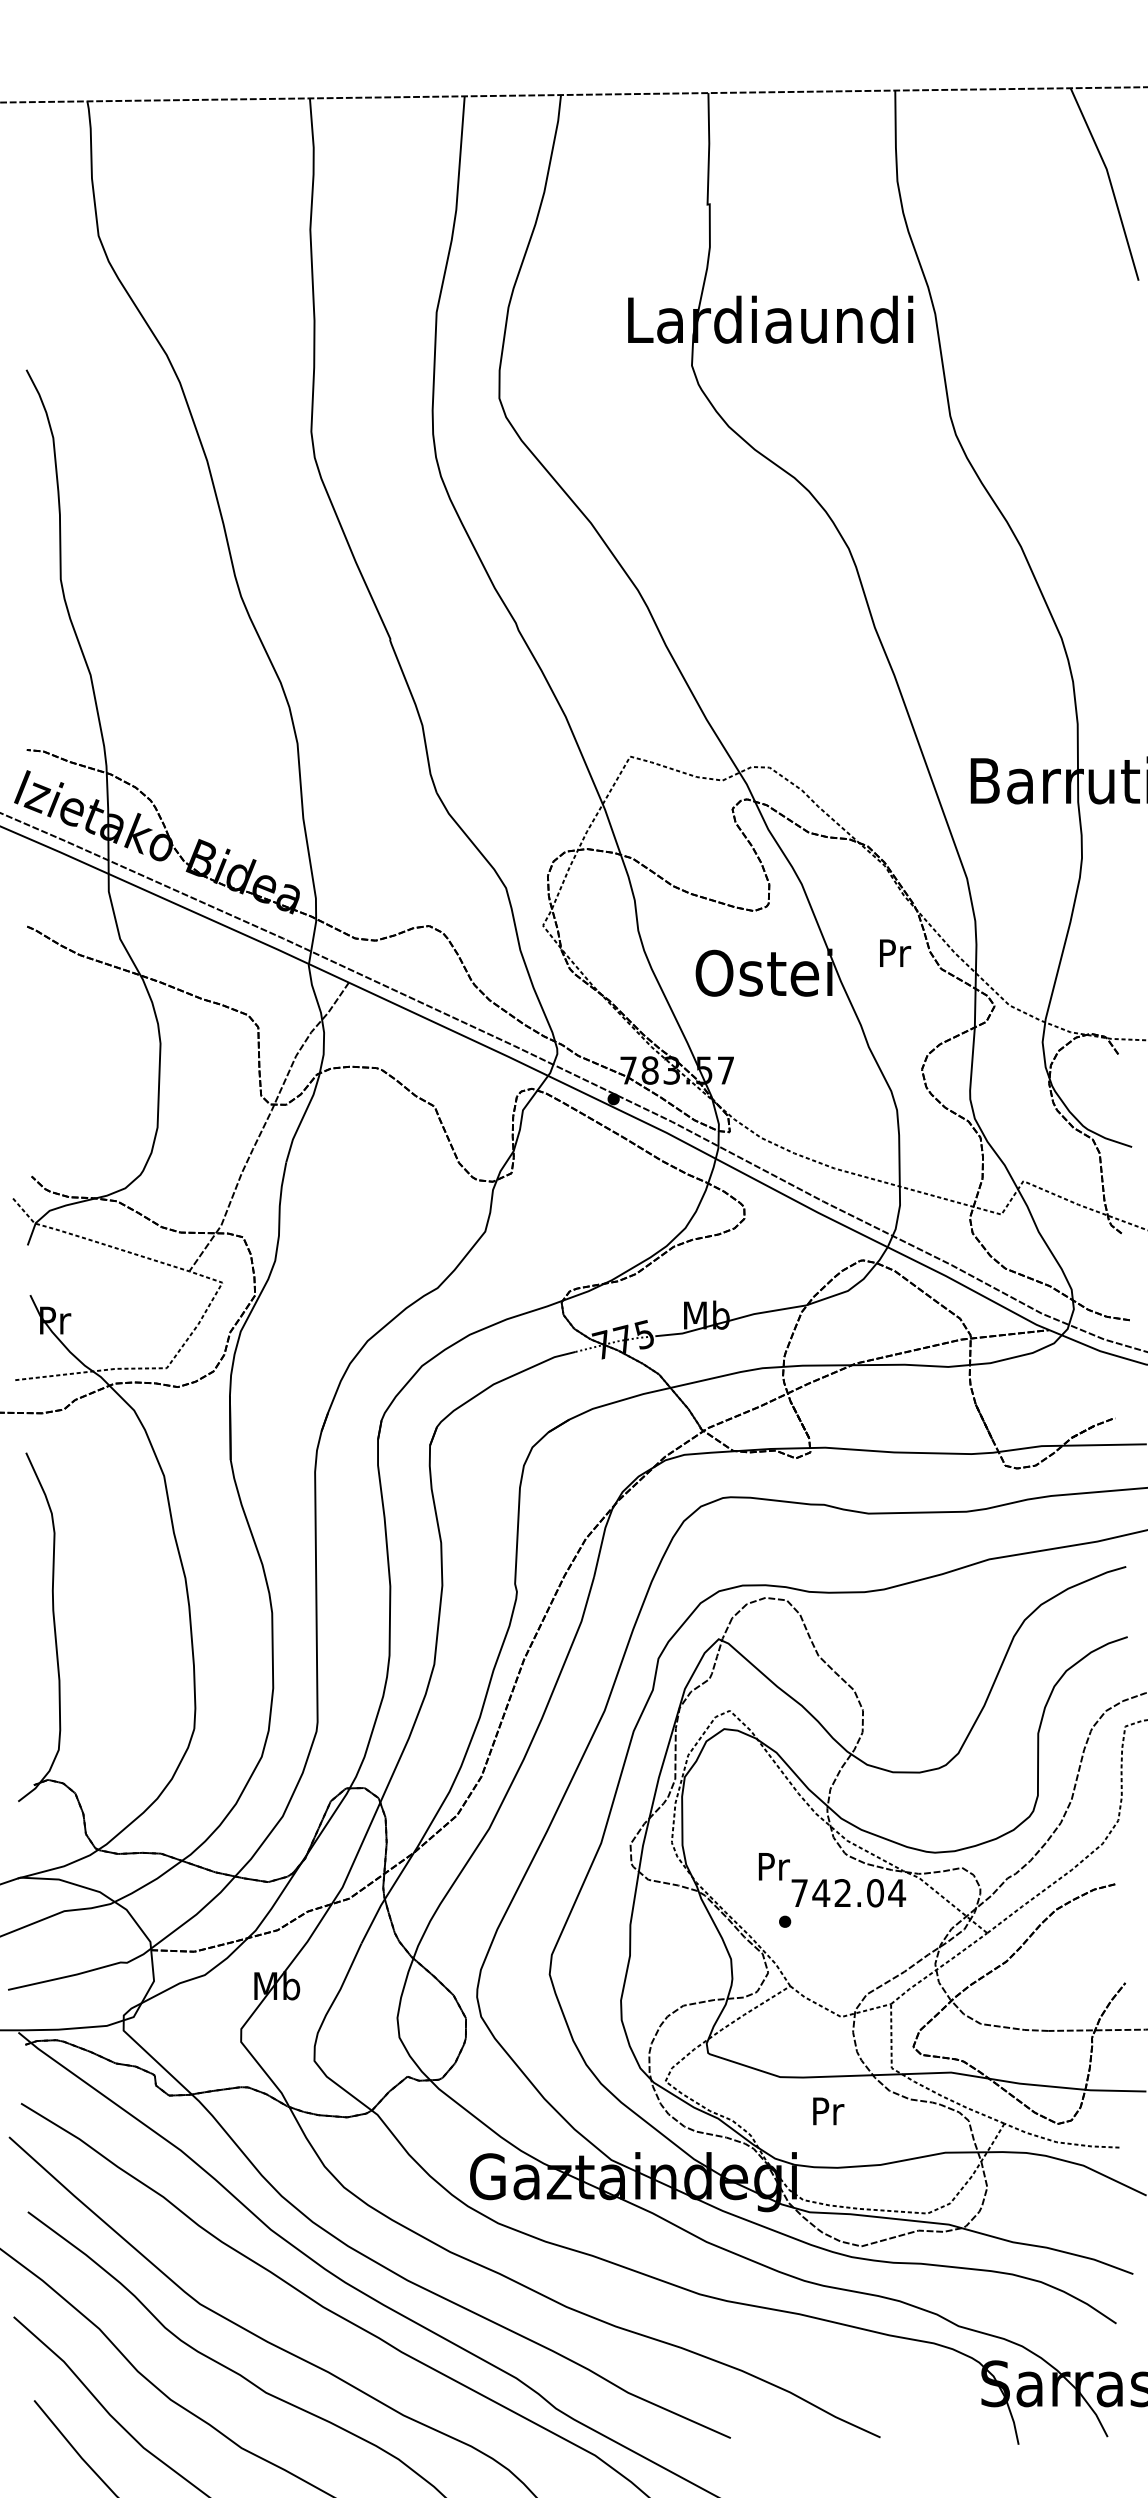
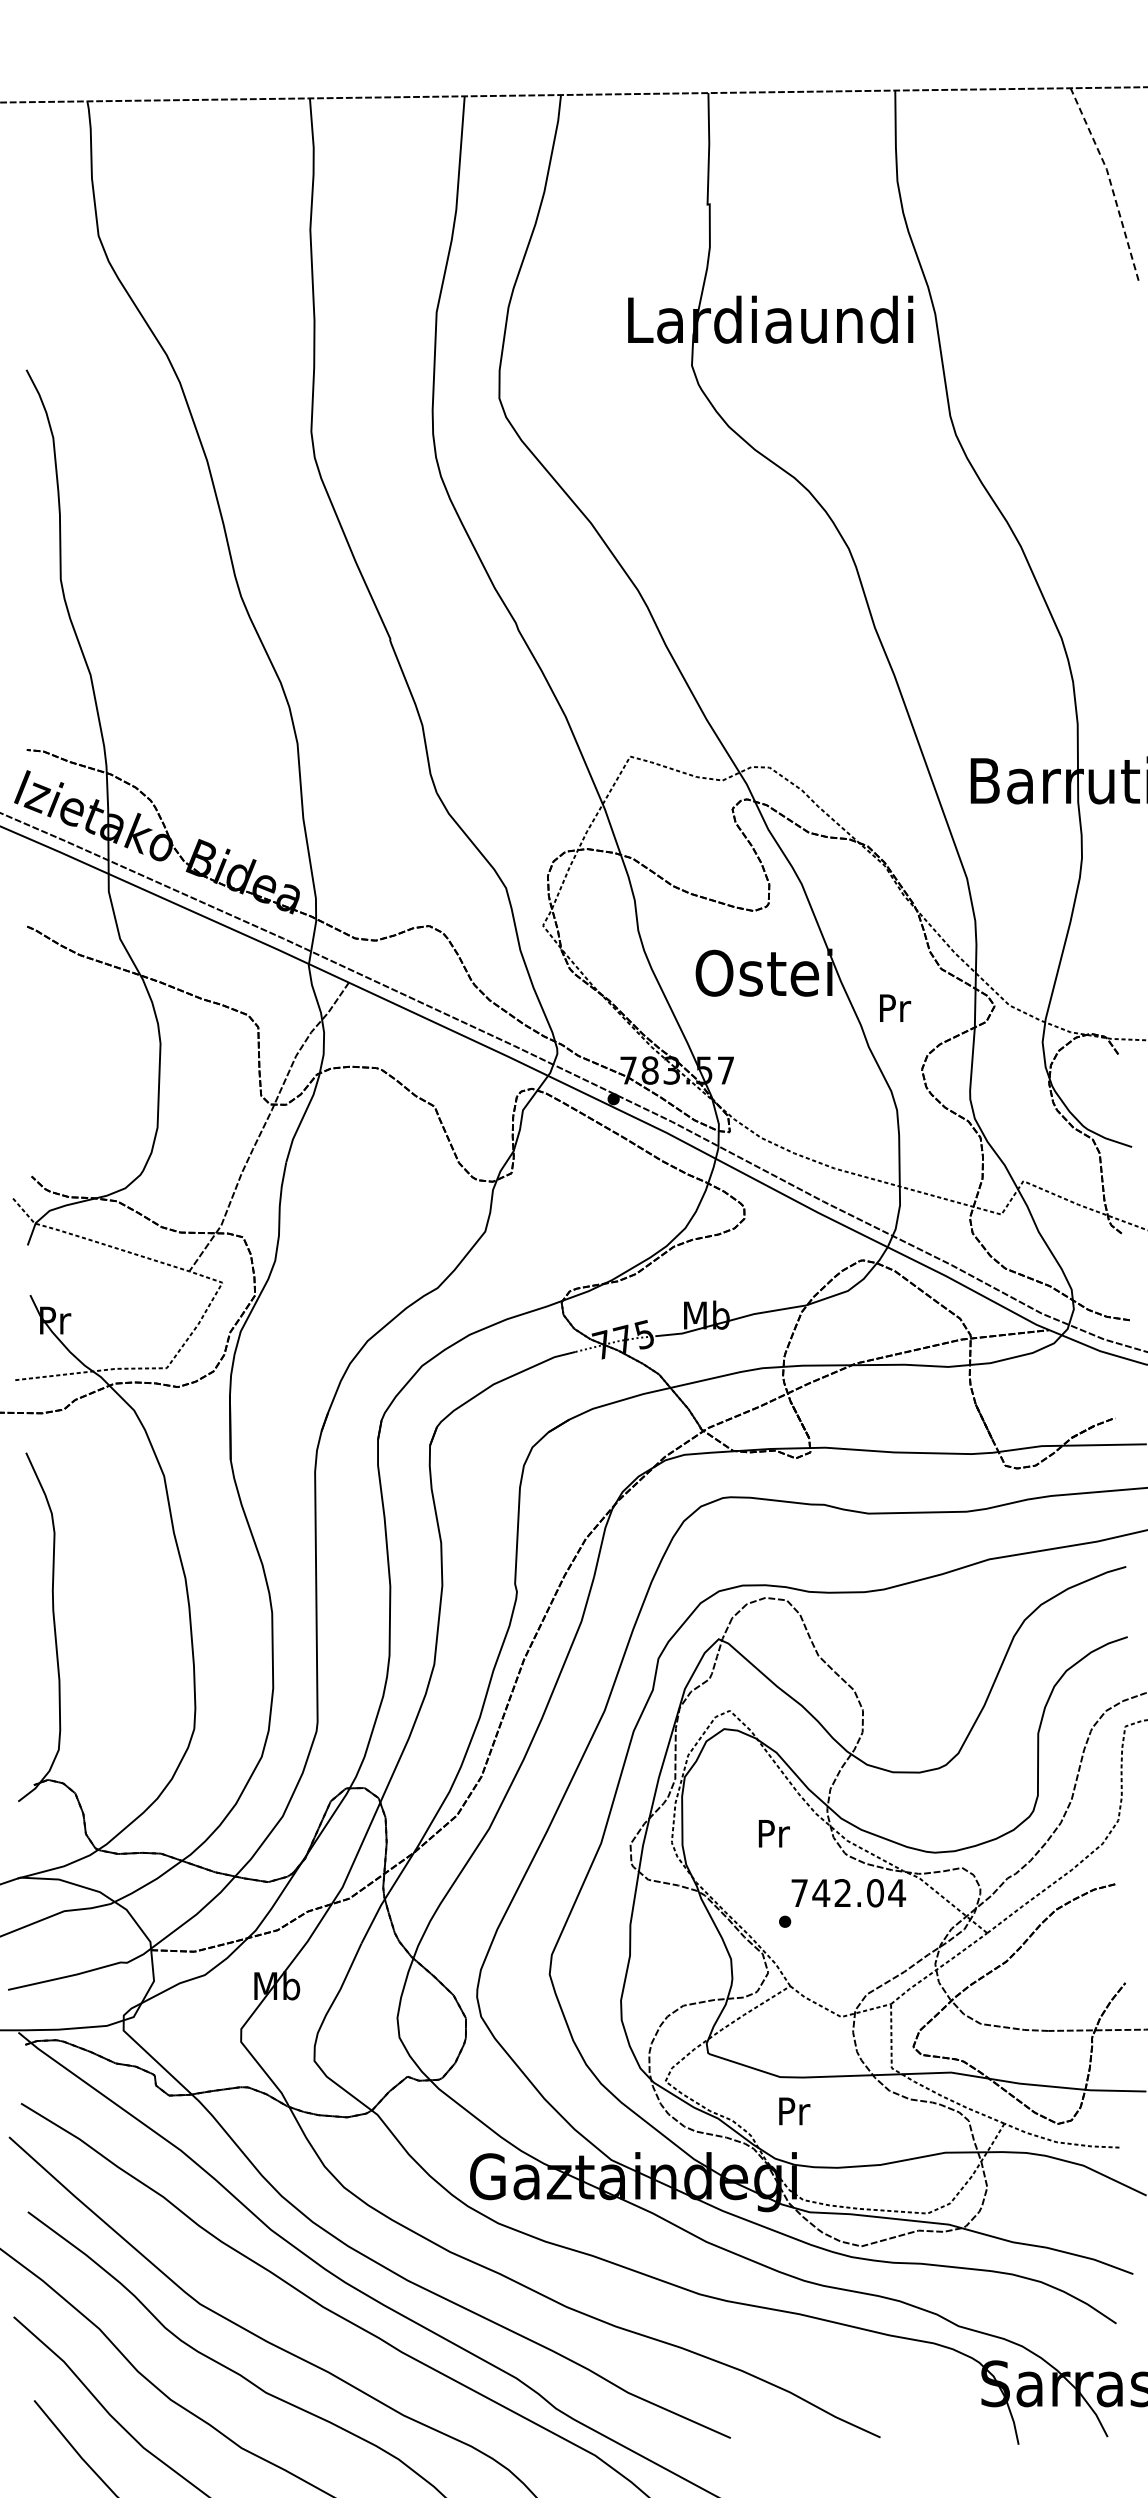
line: solid -> dashed (1110, 181)
text position: (895, 952) -> (895, 1007) (895, 1007)
text position: (773, 1866) -> (773, 1833) (773, 1833)
text position: (828, 2111) -> (794, 2111) (794, 2111)
